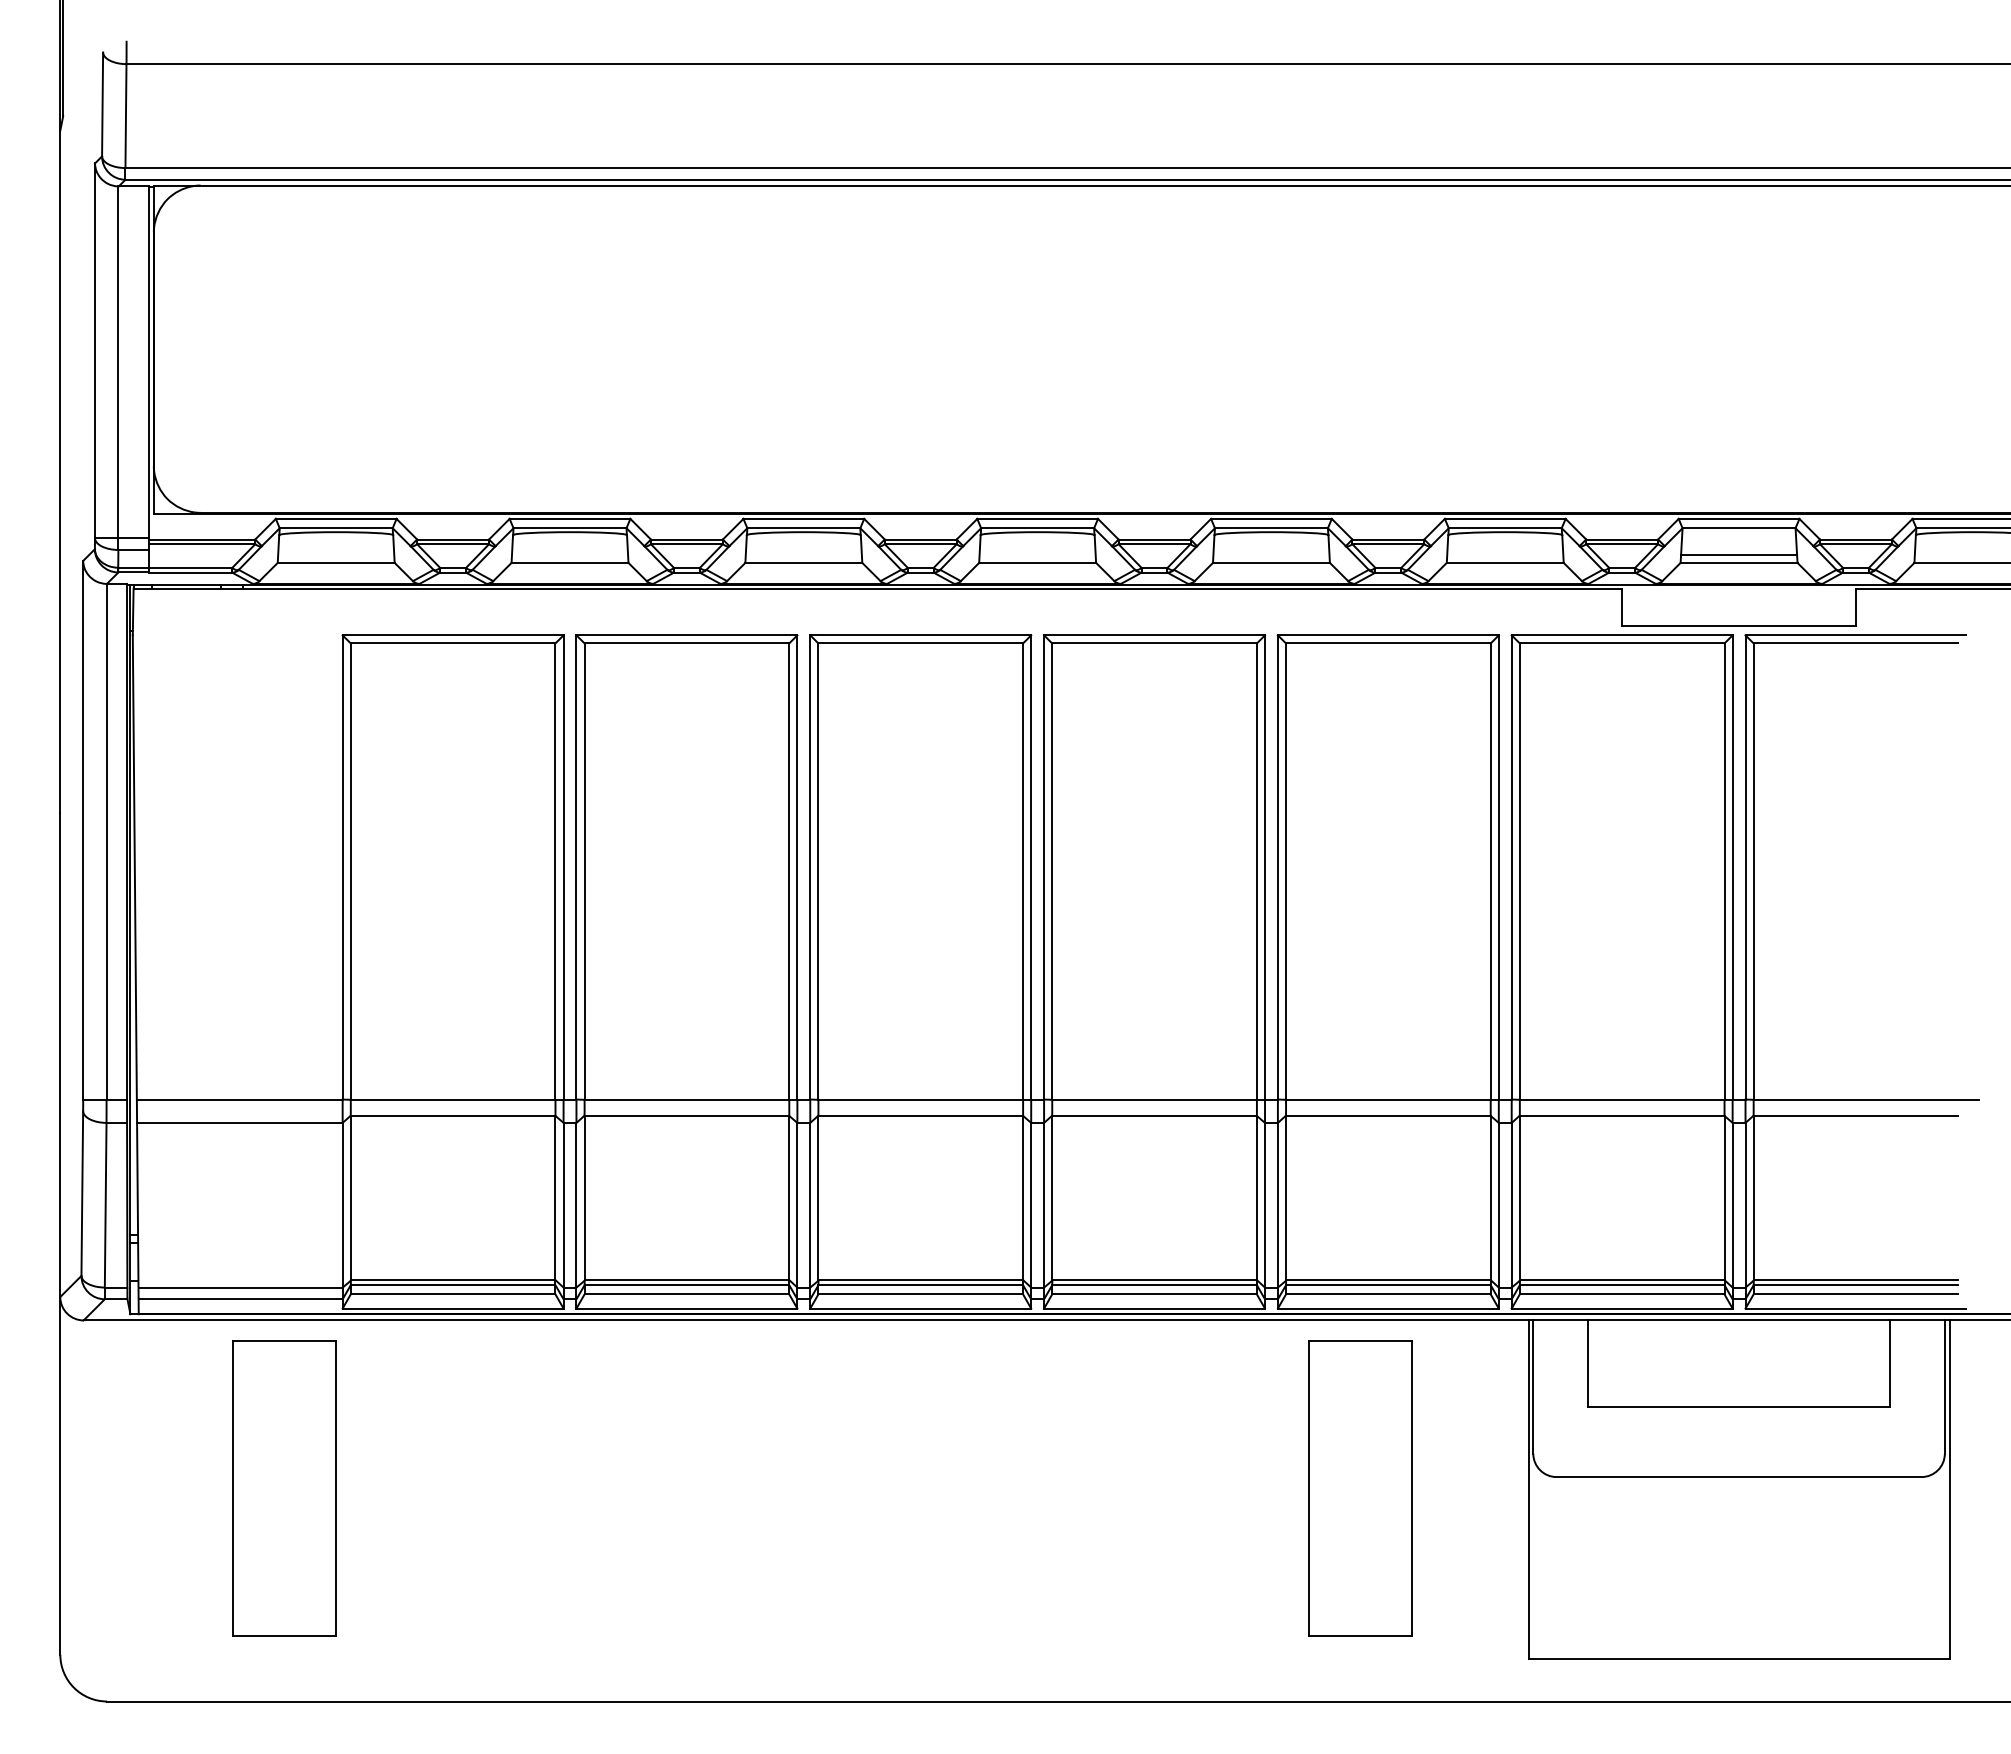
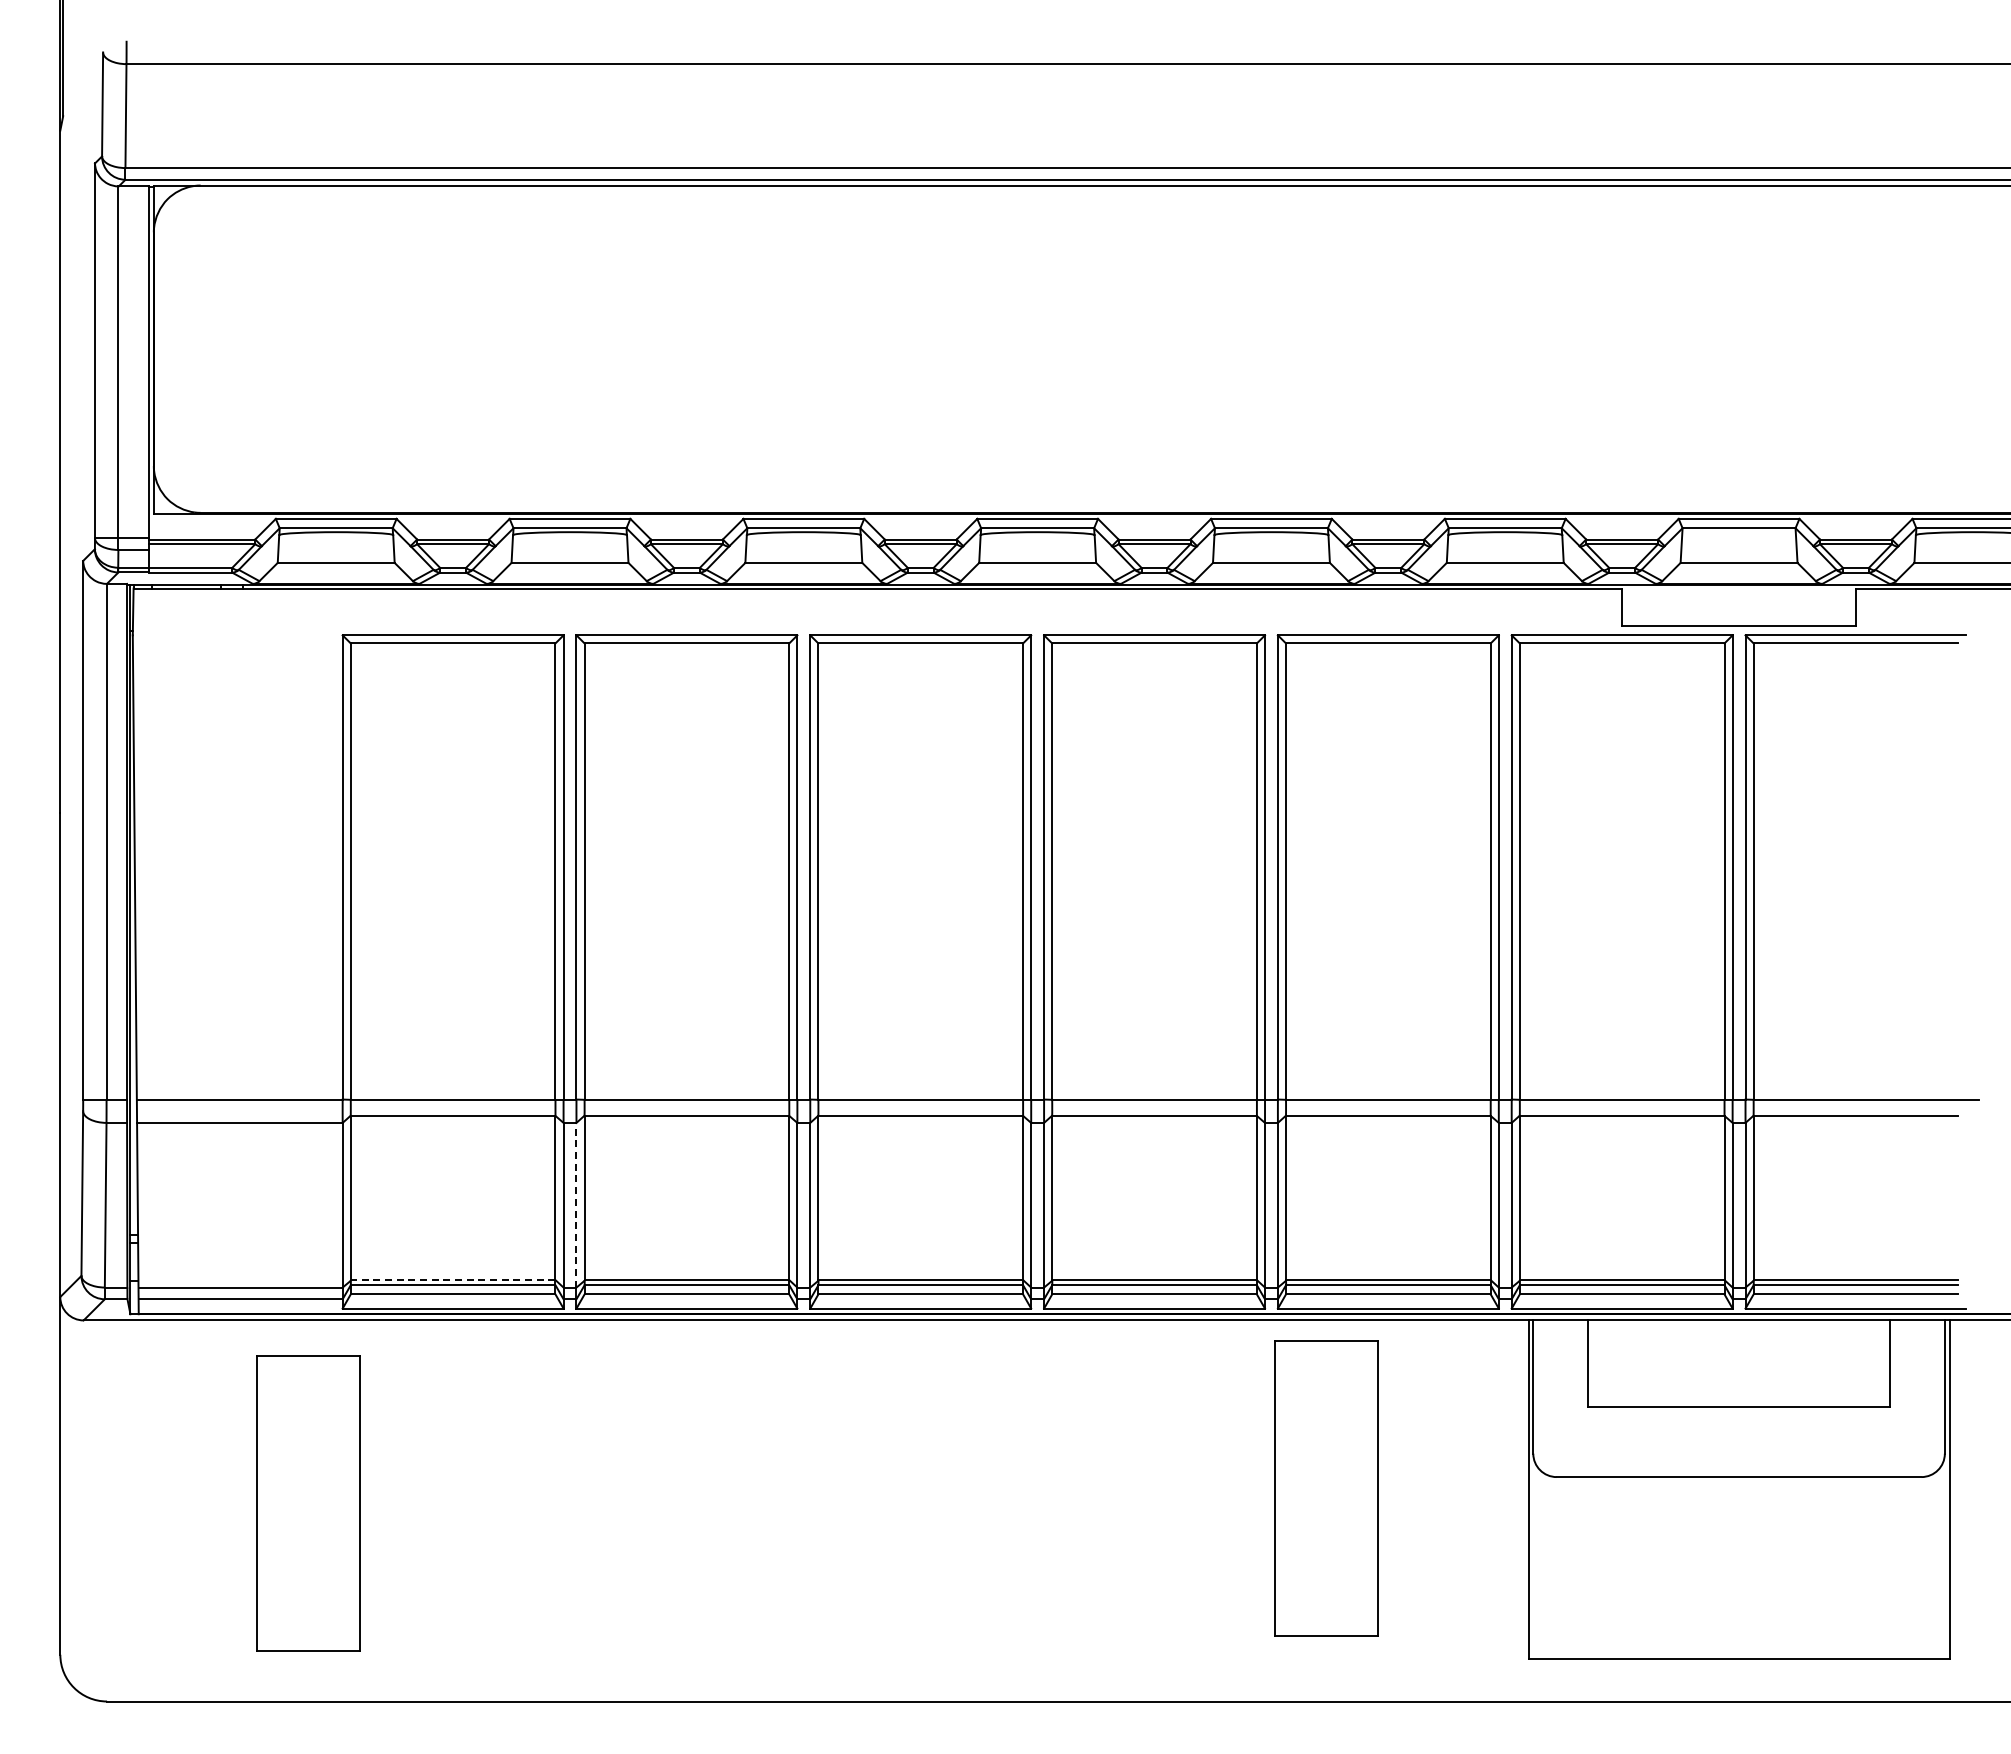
line: present -> none (1739, 554)
line: solid -> dashed (576, 1204)
line: solid -> dashed (452, 1280)
part position: (284, 1488) -> (308, 1503) (308, 1503)
part position: (1360, 1488) -> (1326, 1488) (1326, 1488)
